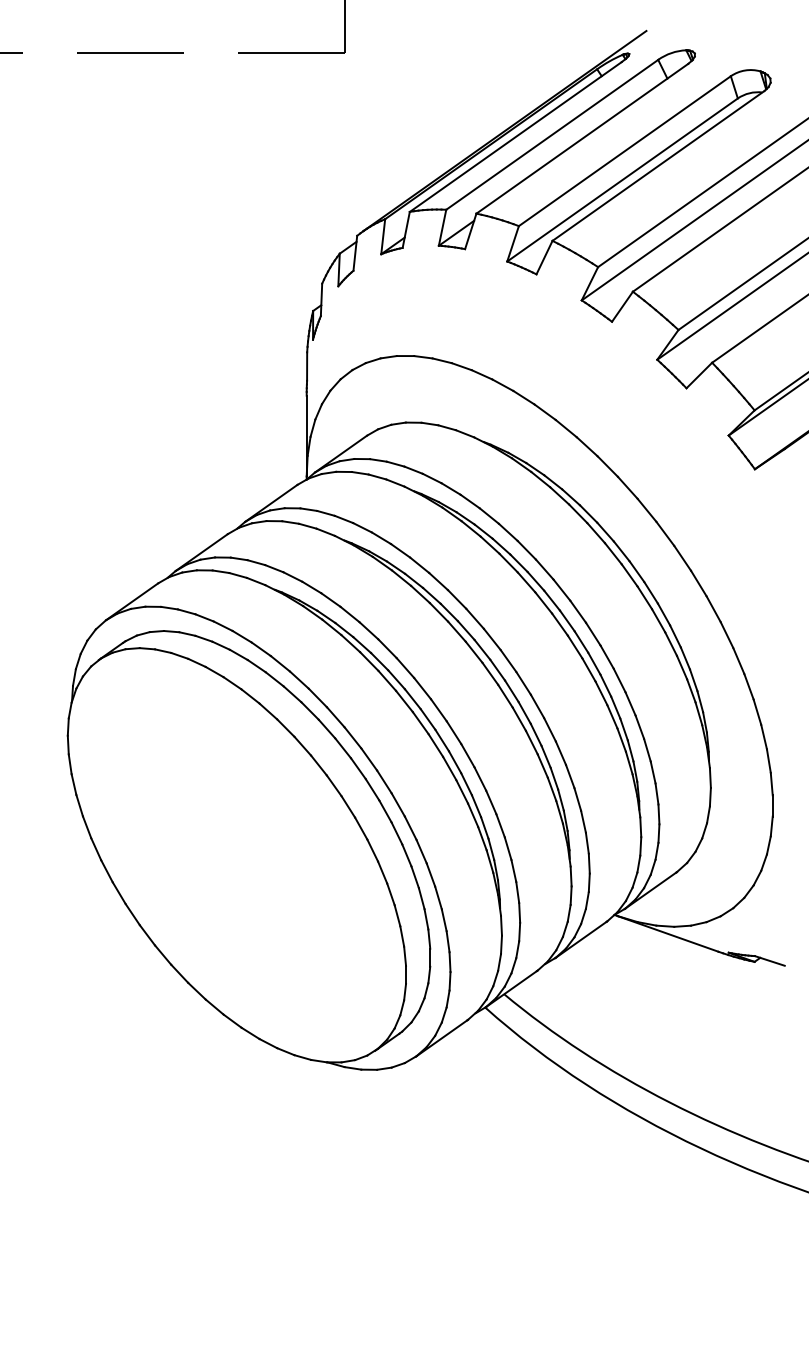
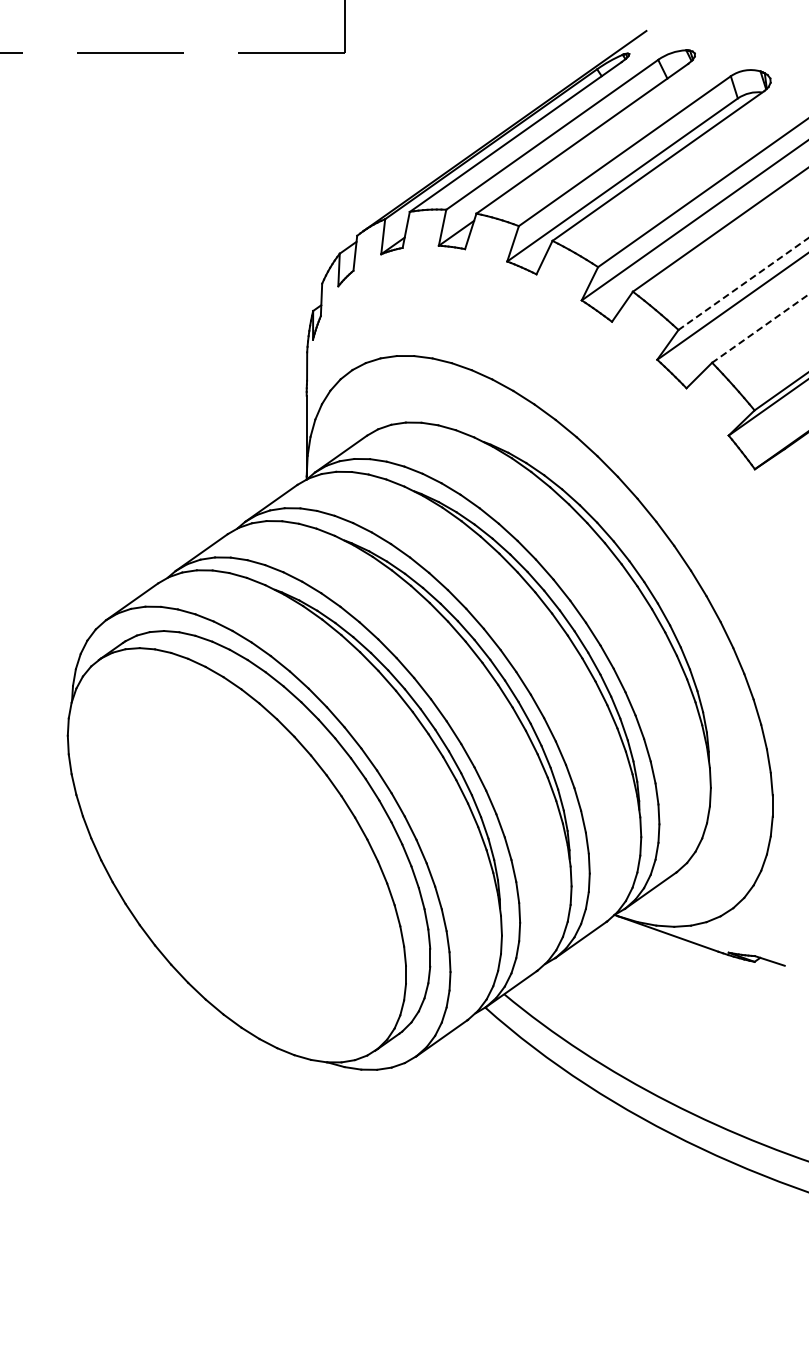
line: solid -> dashed (743, 283)
line: solid -> dashed (760, 328)
